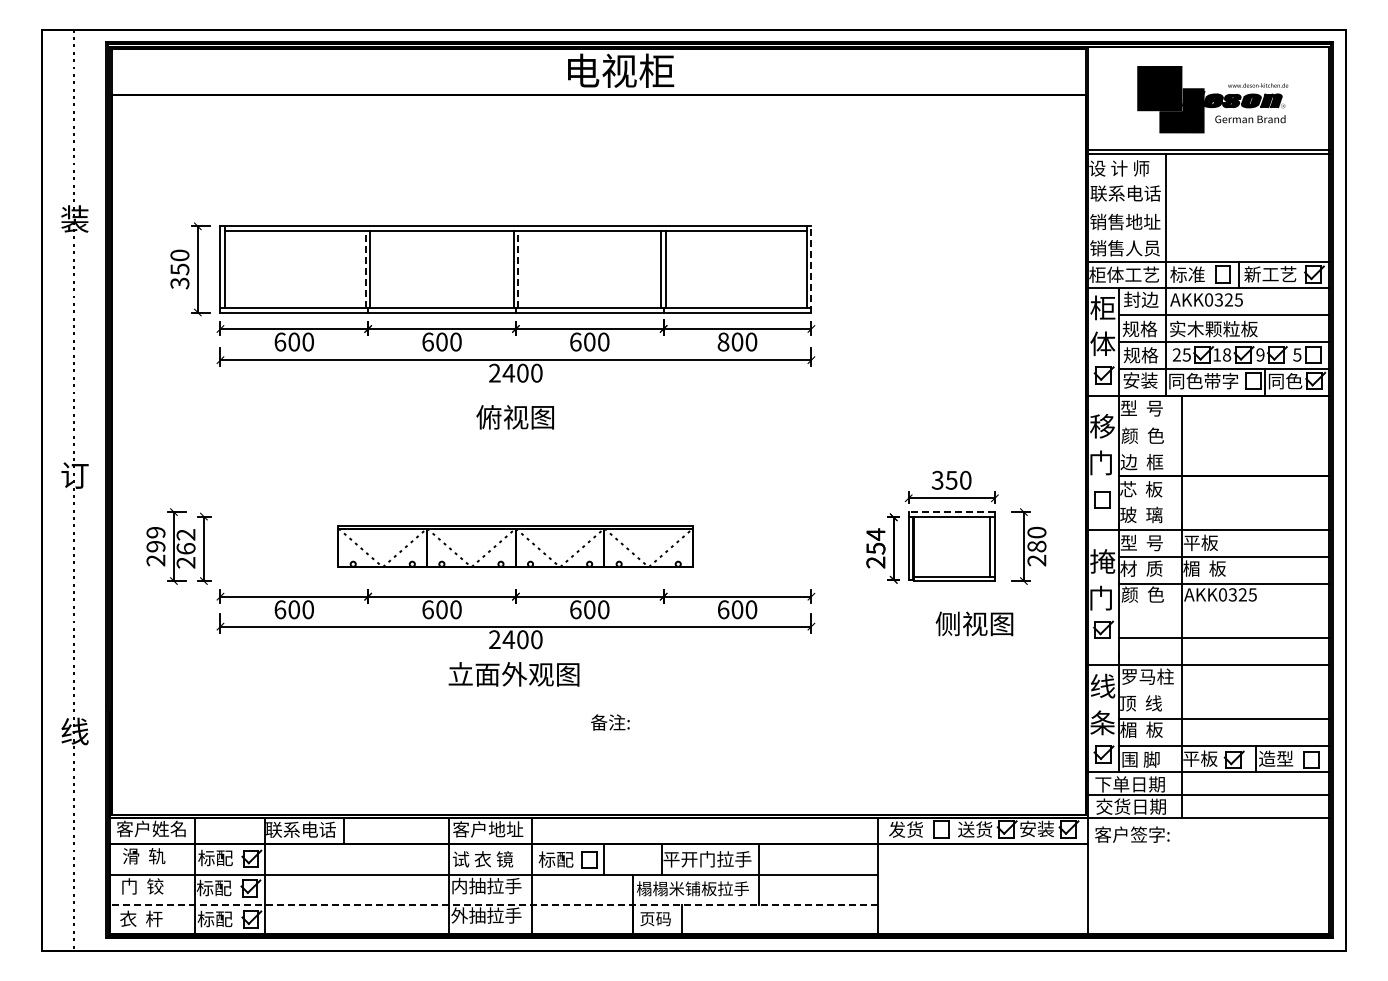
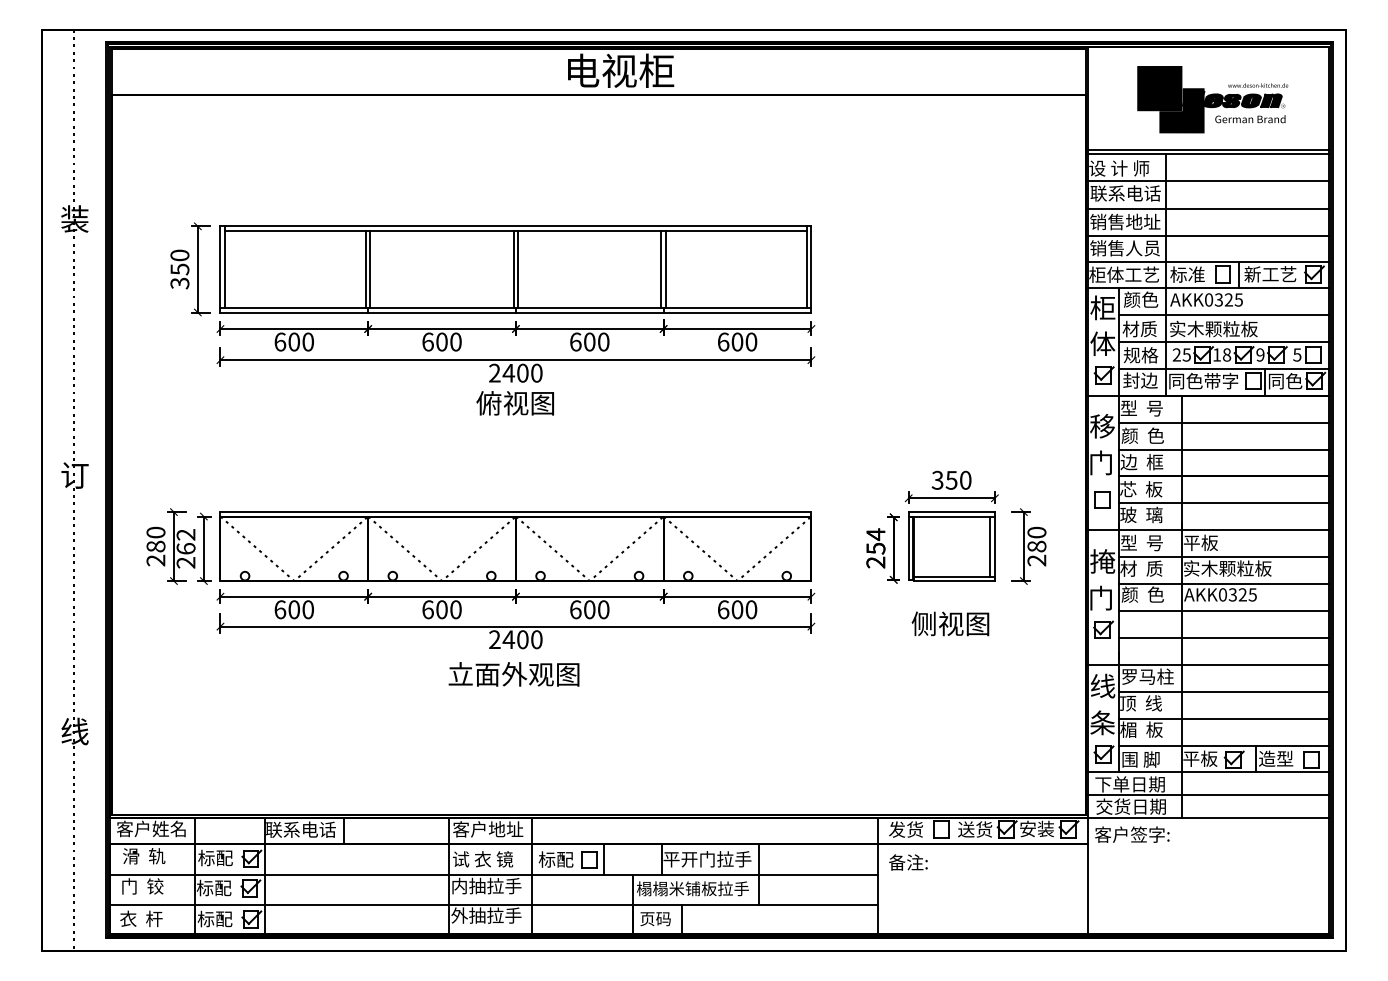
line: none -> present (1208, 181)
line: none -> present (1208, 208)
line: none -> present (1208, 235)
line: dashed -> solid (811, 268)
line: dashed -> solid (365, 269)
line: dashed -> solid (518, 269)
text: 封边 -> 颜色 (1141, 299)
text: 规格 -> 材质 (1139, 328)
text: 800 -> 600 (723, 341)
text: 安装 -> 封边 (1140, 380)
text position: (514, 417) -> (514, 403) (514, 403)
line: none -> present (1224, 422)
line: none -> present (1224, 449)
line: none -> present (1224, 503)
line: dashed -> solid (951, 512)
text: 299 -> 280 (155, 539)
part size: 357x43 px -> 593x71 px (515, 546)
text: 楣  板 -> 实木颗粒板 (1227, 568)
line: none -> present (1224, 611)
text position: (974, 623) -> (950, 623) (950, 623)
line: none -> present (1224, 691)
text position: (610, 722) -> (908, 862) (908, 862)
line: dashed -> solid (493, 904)
